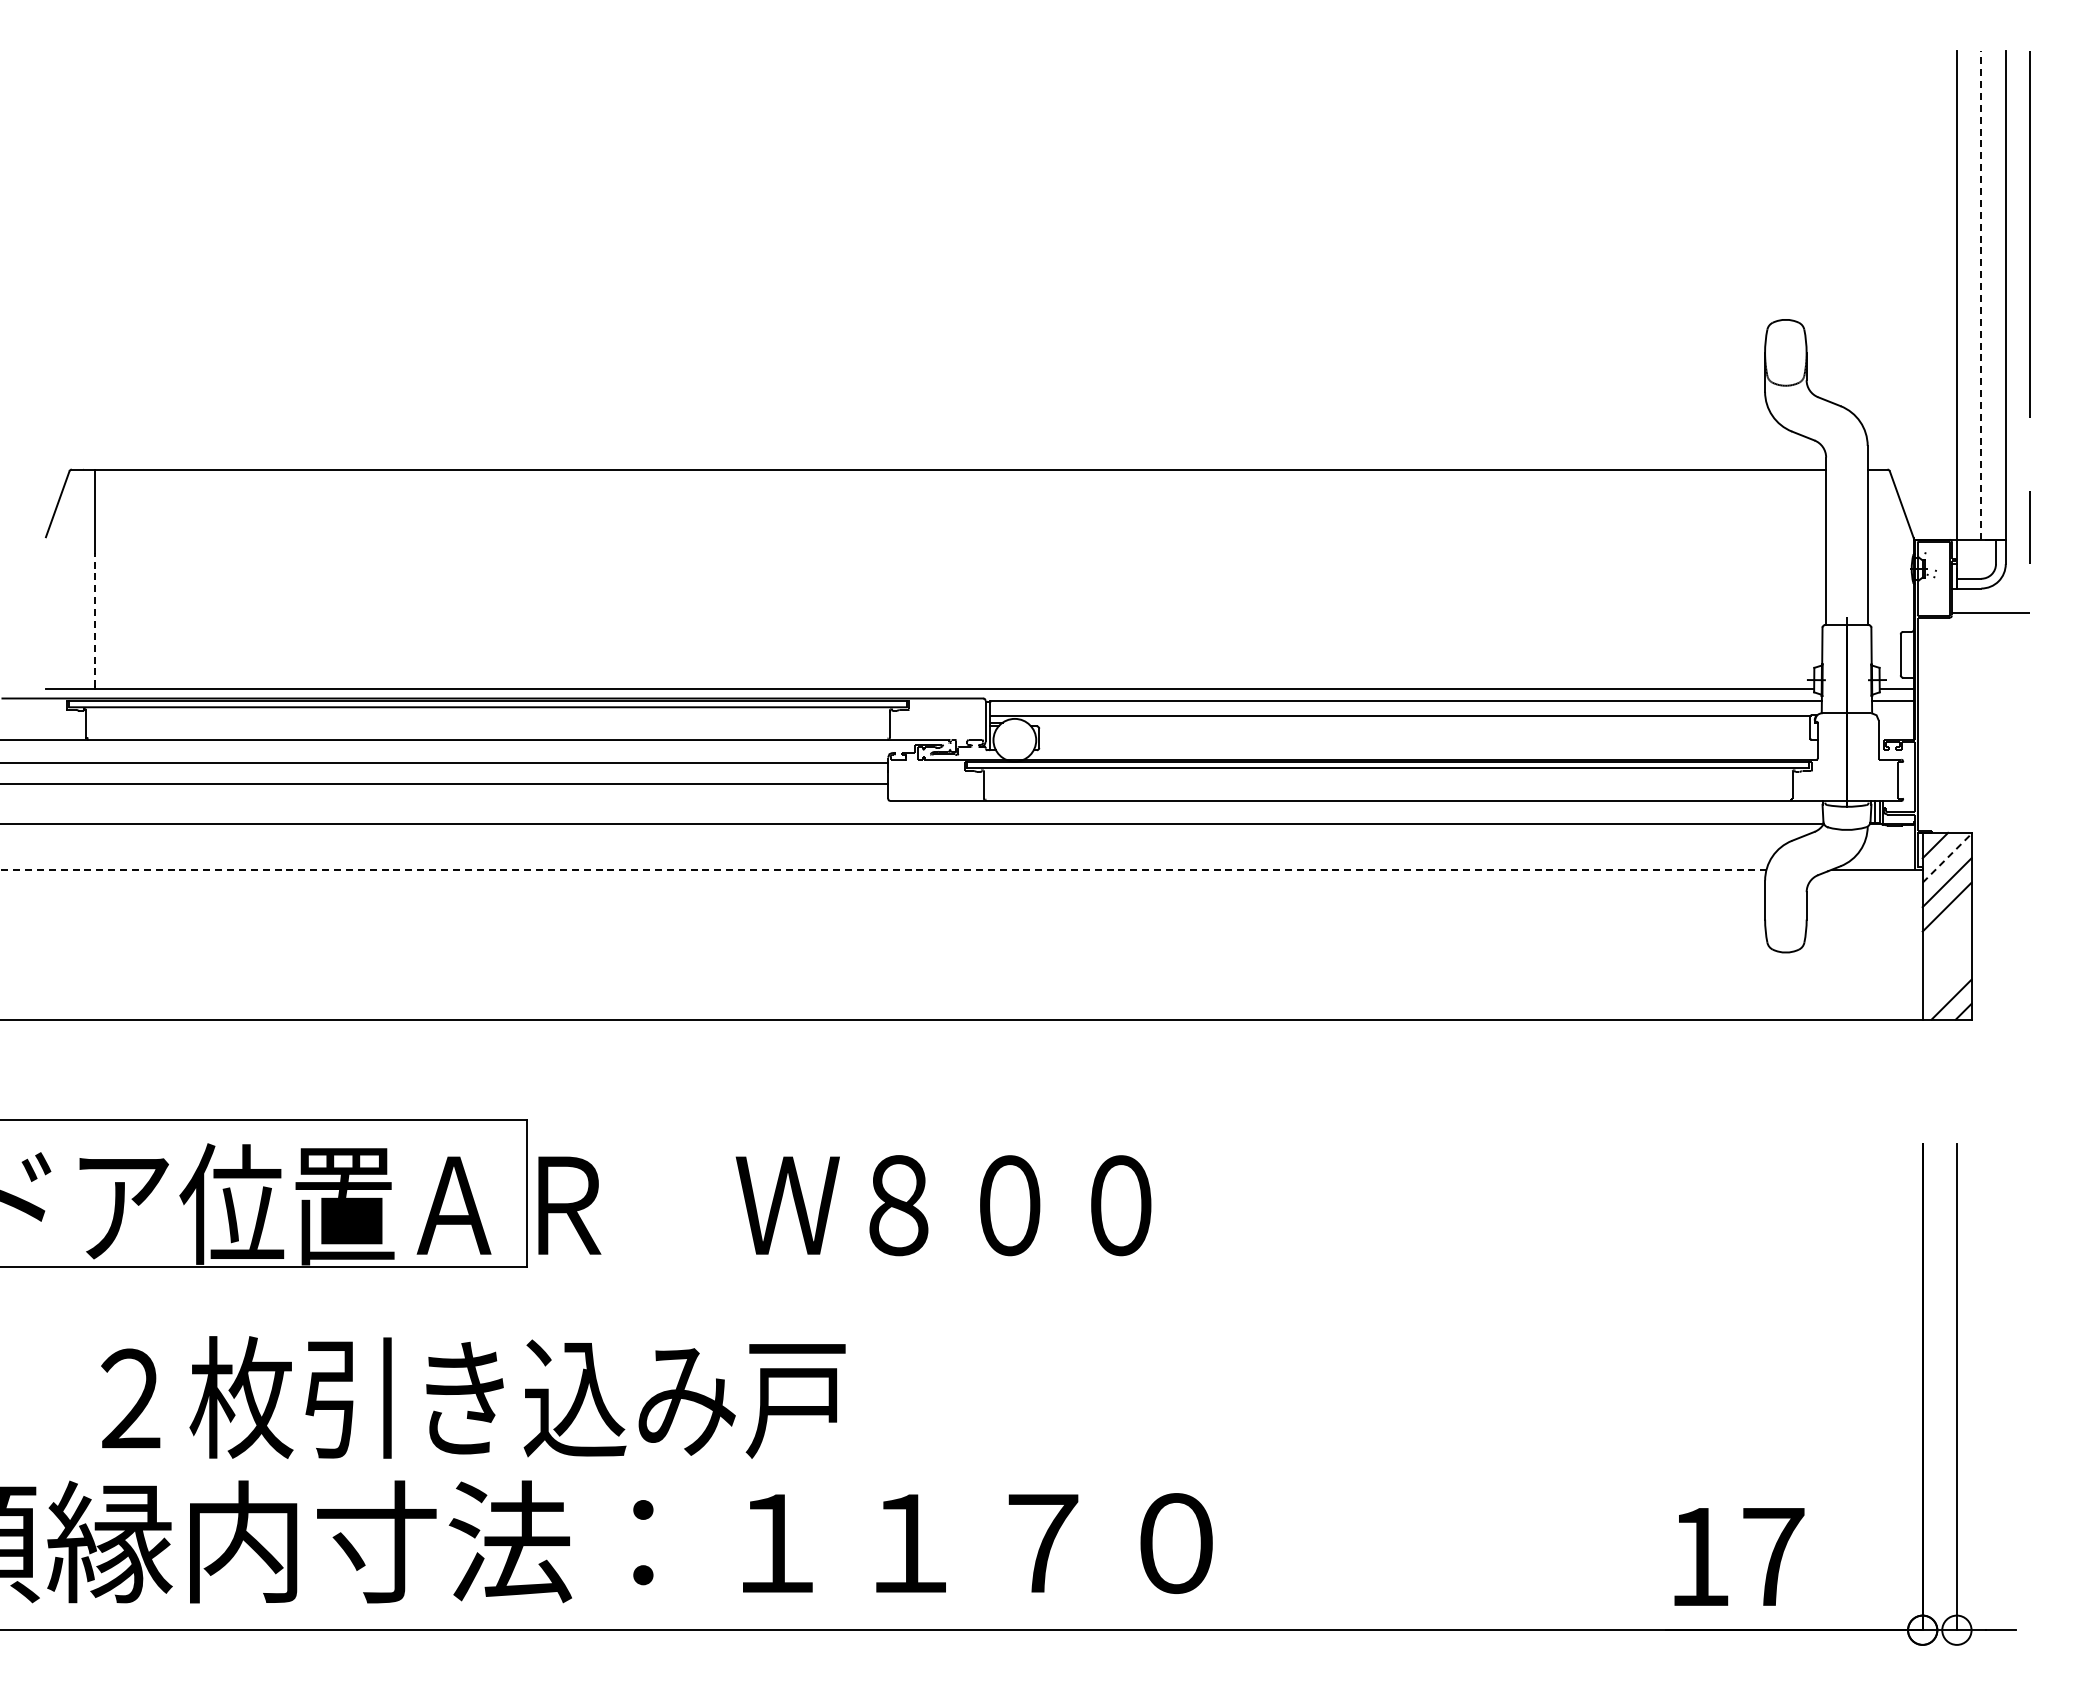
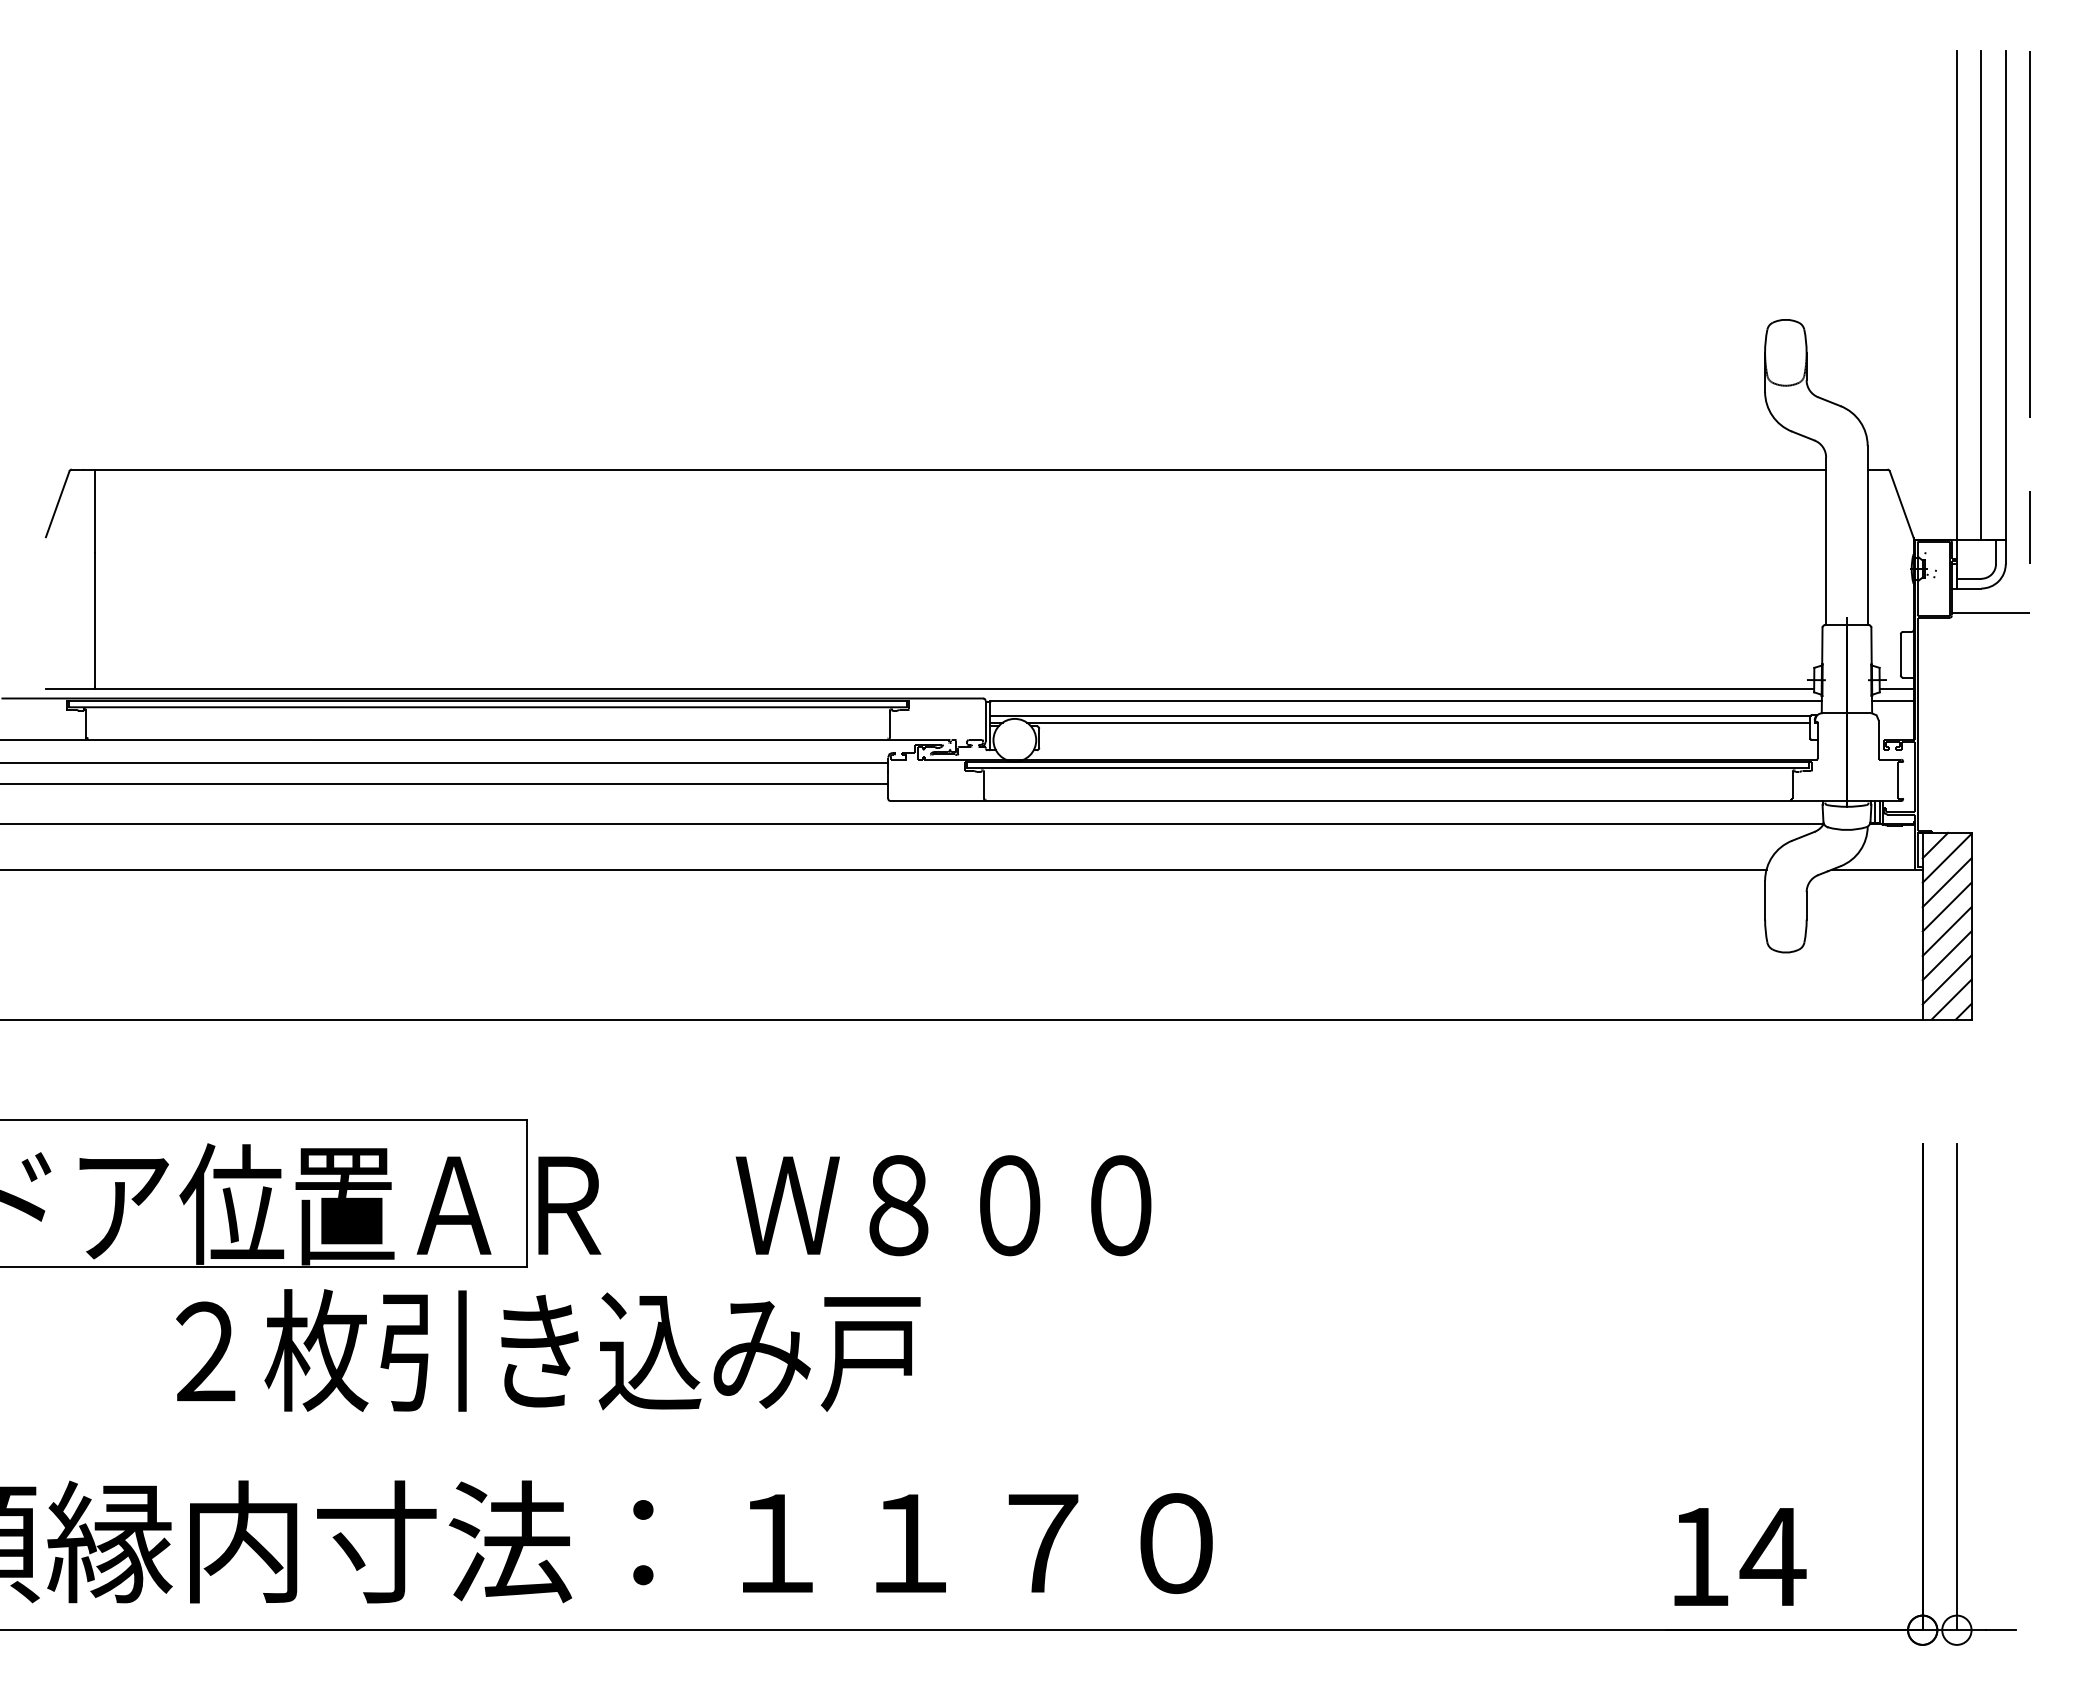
line: dashed -> solid (1981, 294)
line: dashed -> solid (94, 619)
line: none -> present (1418, 722)
line: dashed -> solid (1947, 858)
line: dashed -> solid (883, 869)
line: none -> present (1946, 931)
line: none -> present (1946, 955)
line: none -> present (1946, 979)
text position: (473, 1397) -> (548, 1350) (548, 1350)
text: 17 -> 14 (1772, 1556)
